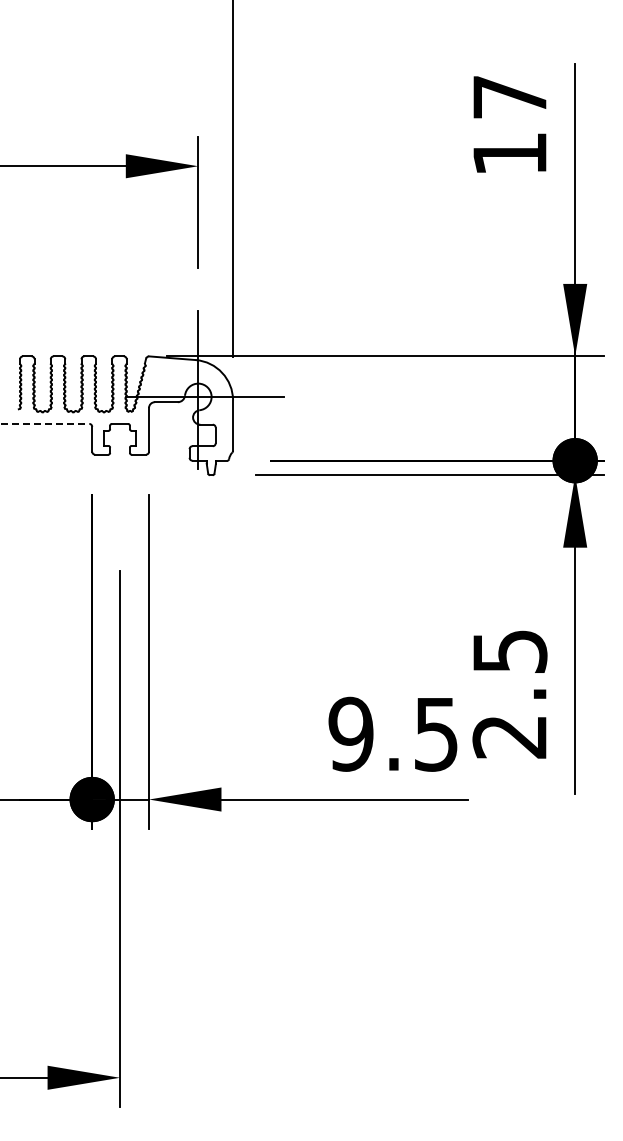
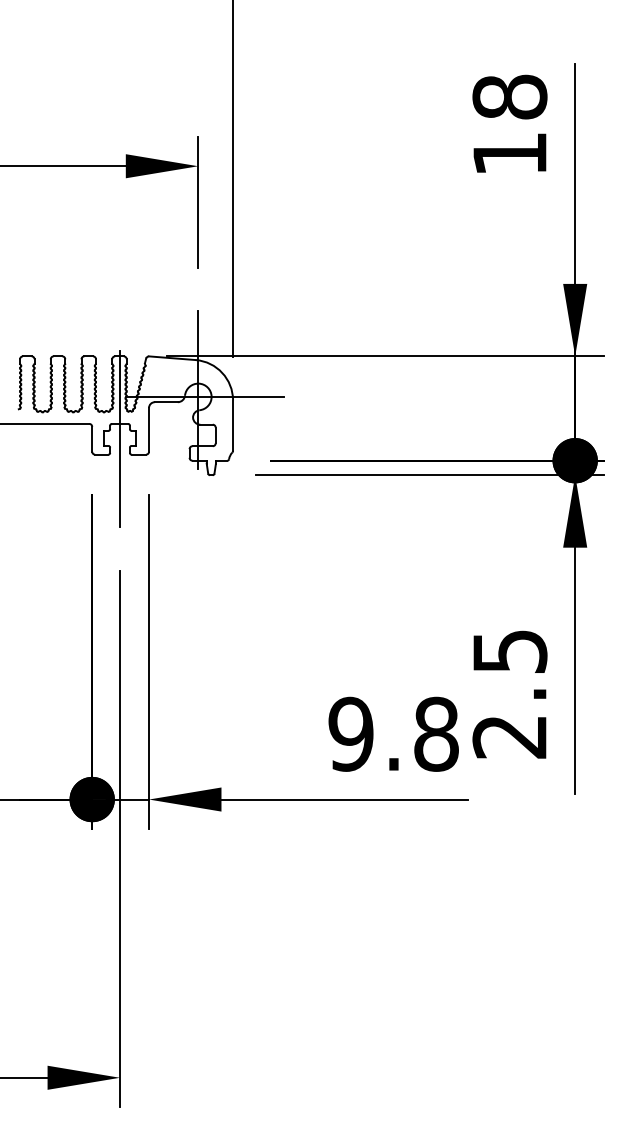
text: 17 -> 18 (509, 96)
line: dashed -> solid (45, 423)
line: none -> present (120, 439)
text: 9.5 -> 9.8 (436, 733)
